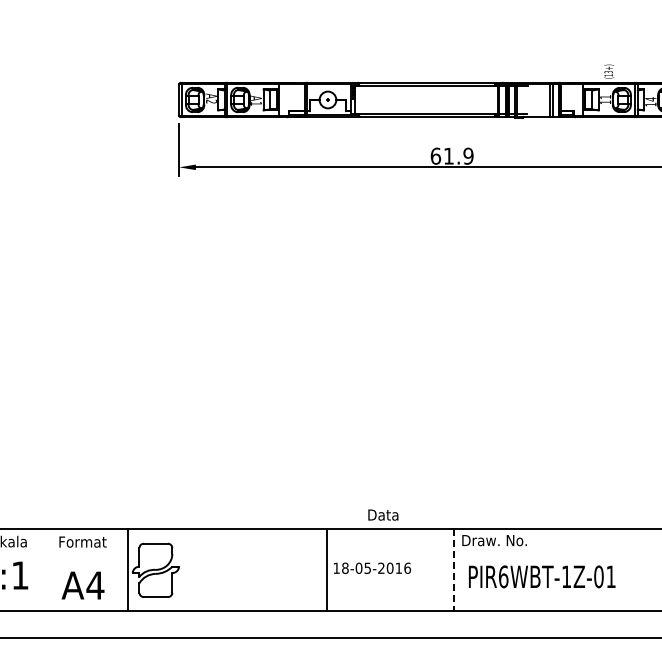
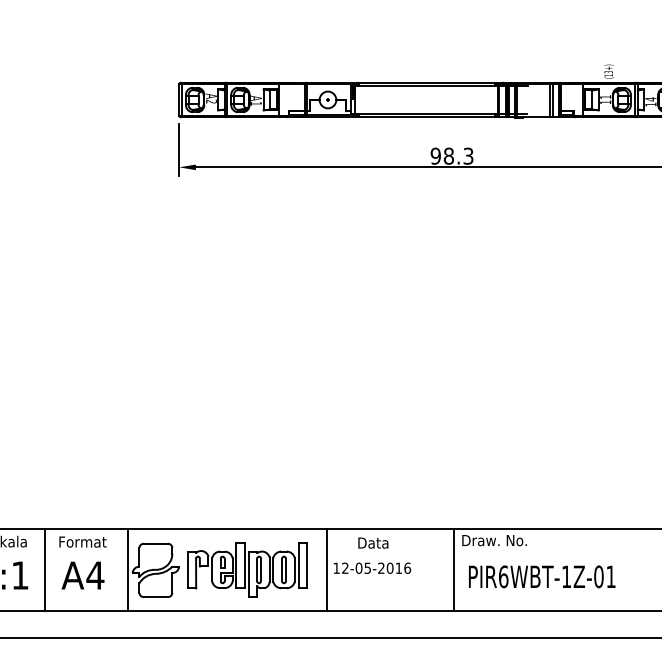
text: 61.9 -> 98.3 (451, 155)
text position: (383, 514) -> (373, 542) (373, 542)
text: 18-05-2016 -> 12-05-2016 (345, 567)
line: none -> present (44, 569)
part: none -> present (247, 569)
line: dashed -> solid (454, 569)
text position: (82, 585) -> (82, 575) (82, 575)
